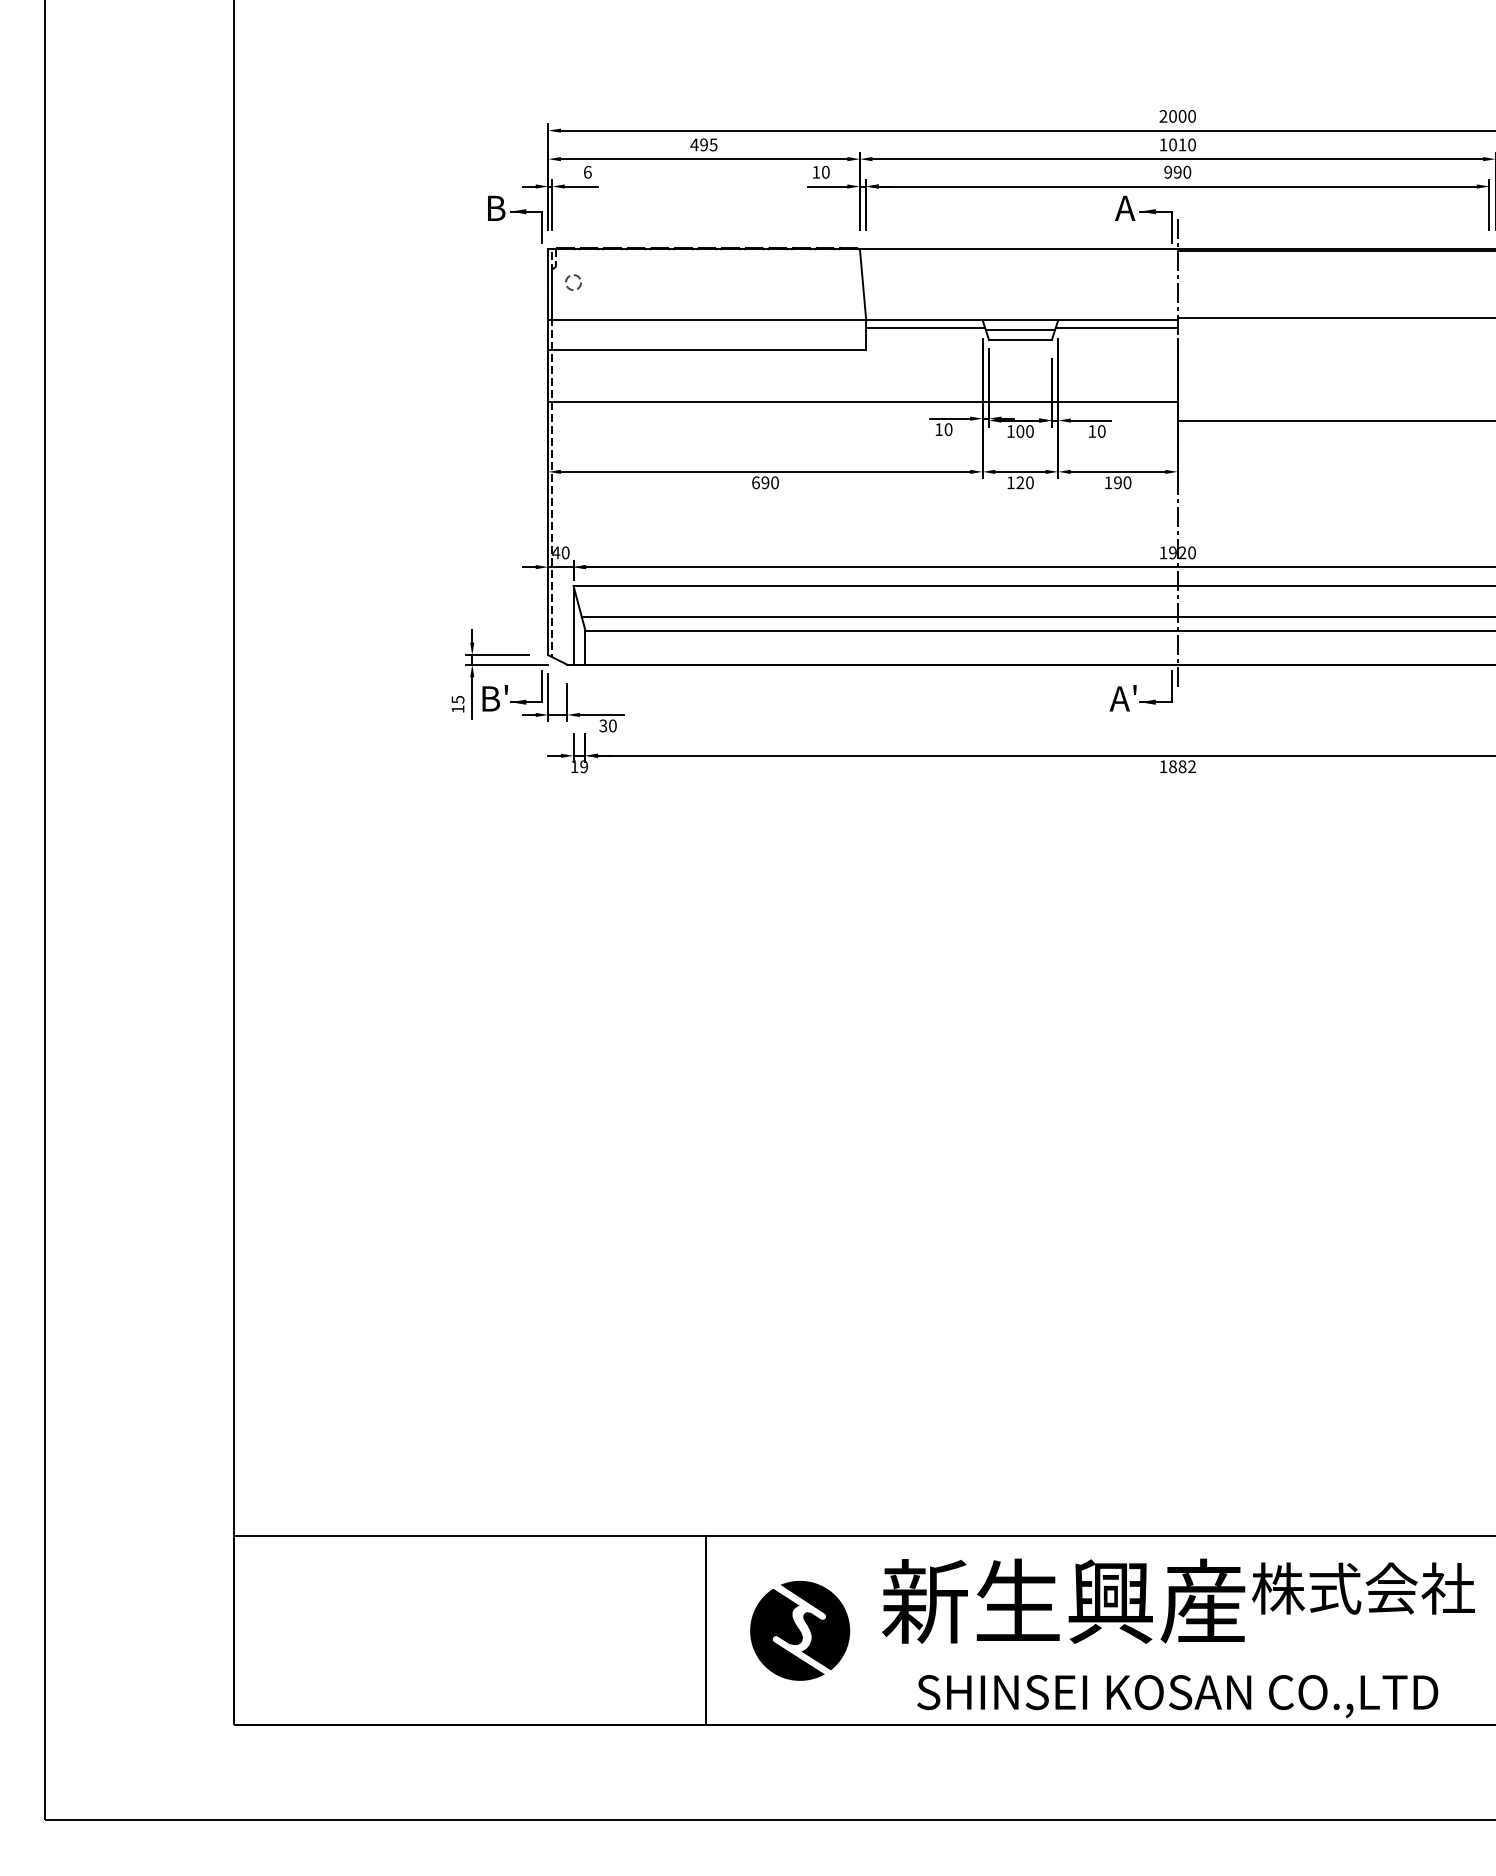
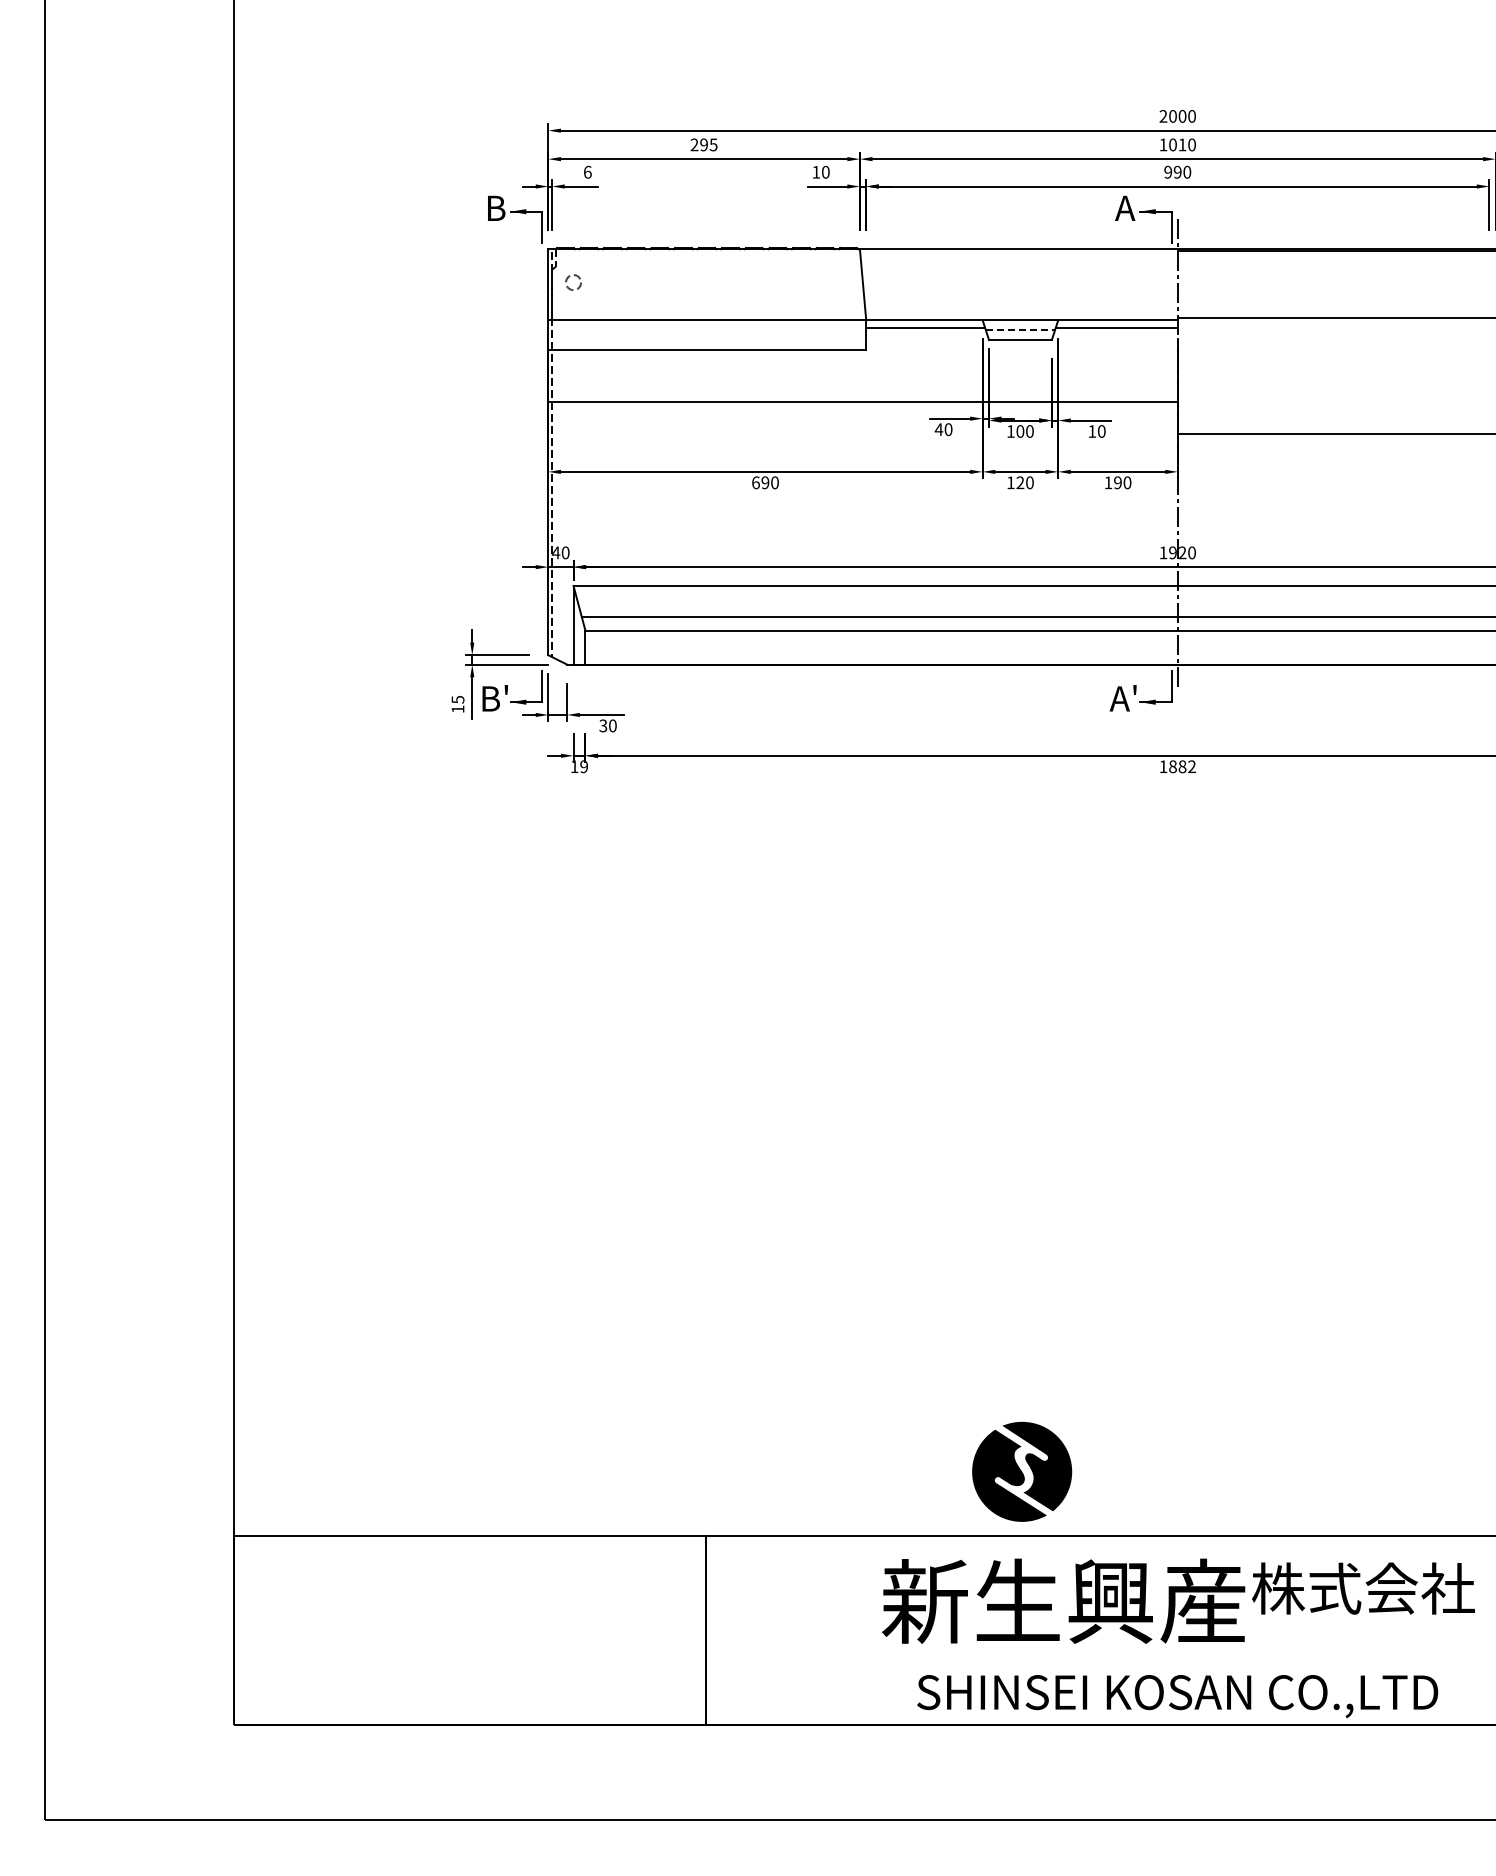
text: 495 -> 295 (694, 144)
line: solid -> dashed (1020, 330)
line position: (1334, 421) -> (1334, 434) (1334, 434)
text: 10 -> 40 (938, 429)
part position: (800, 1630) -> (1022, 1471) (1022, 1471)
